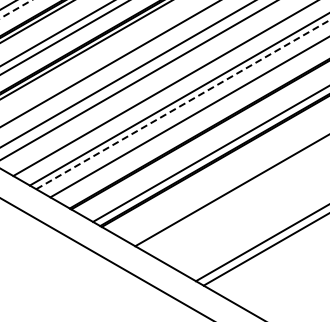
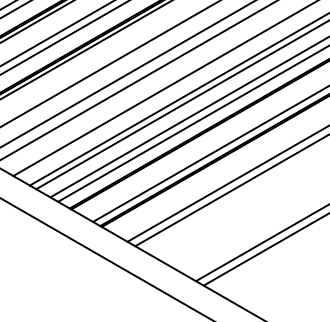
line: dashed -> solid (16, 9)
line: dashed -> solid (183, 104)
line: none -> present (192, 124)
line: none -> present (226, 184)
